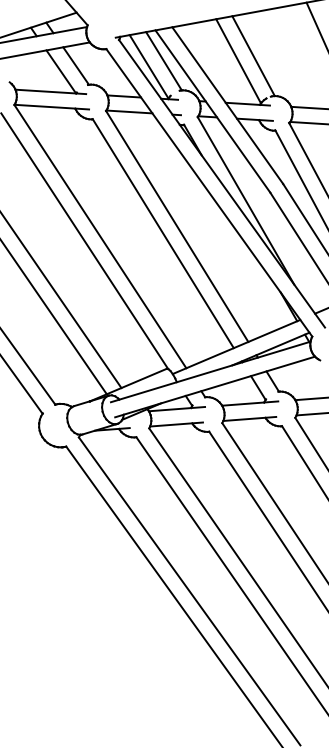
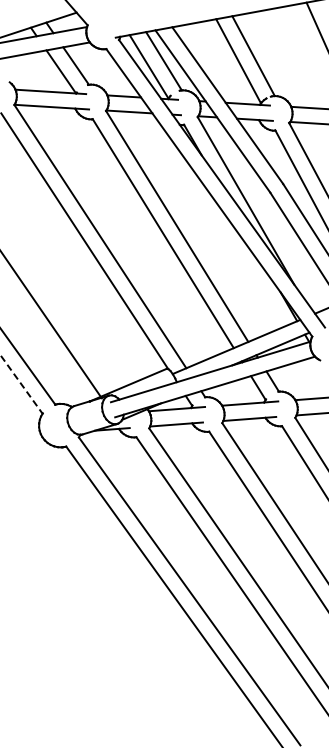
line: present -> none (61, 301)
line position: (54, 318) -> (51, 325) (51, 325)
line: solid -> dashed (21, 384)
